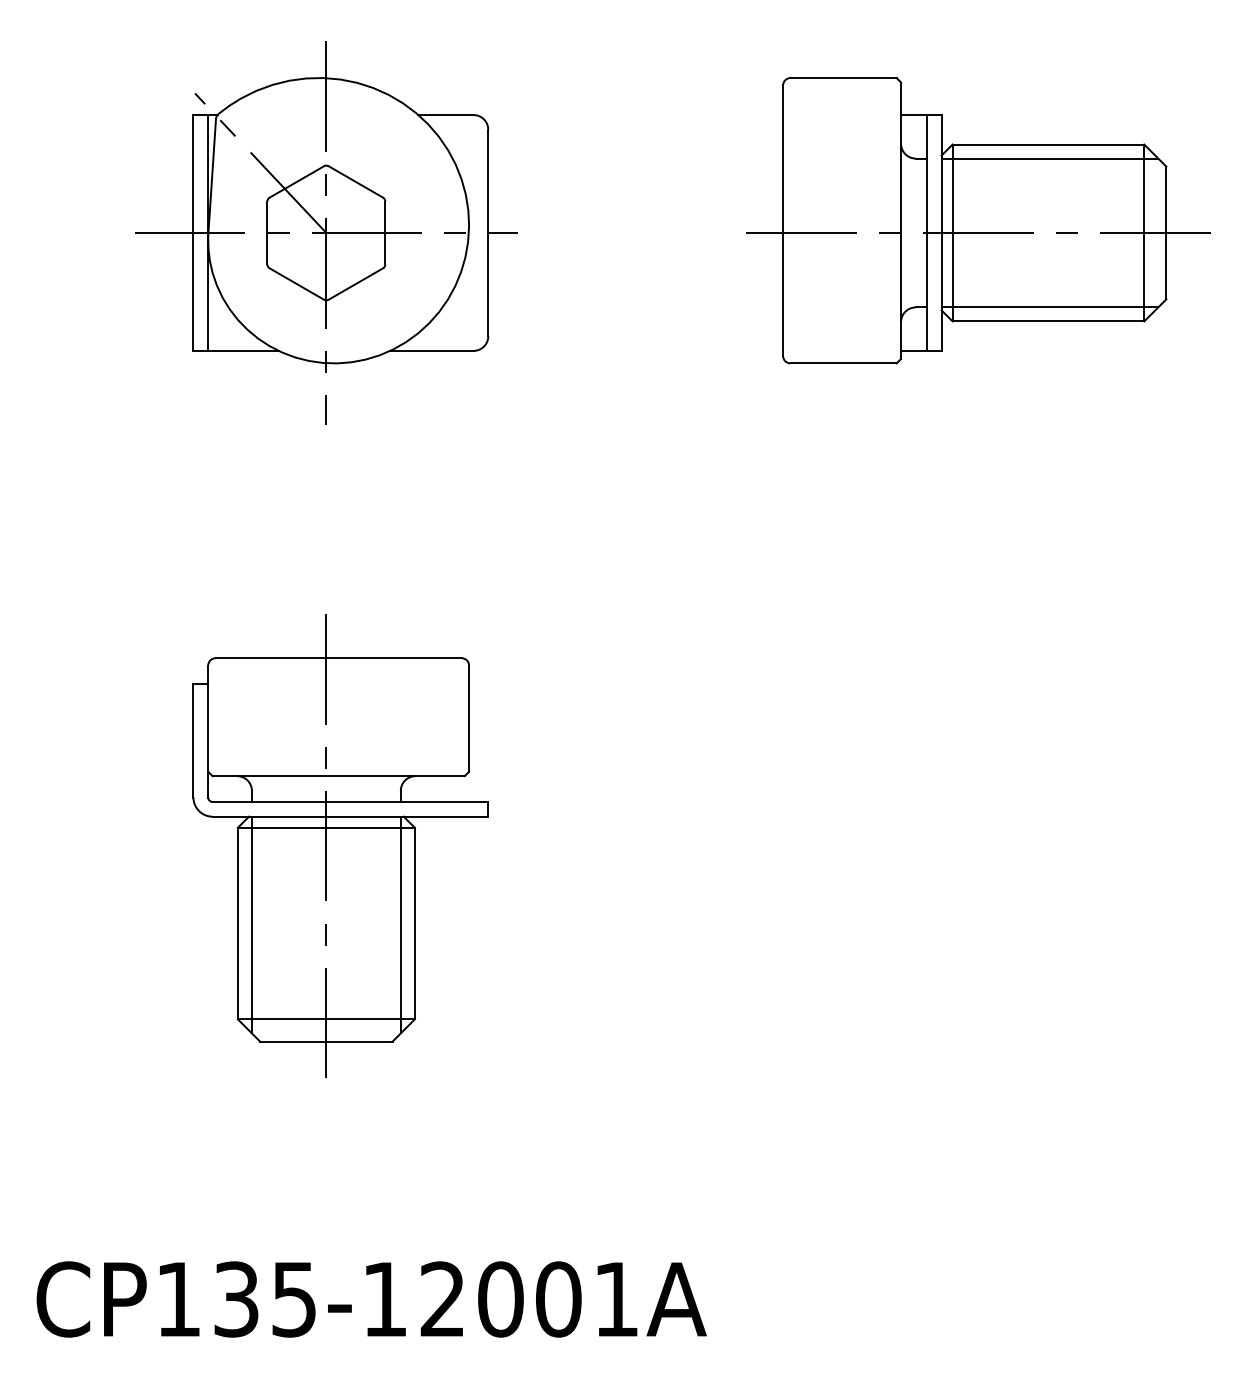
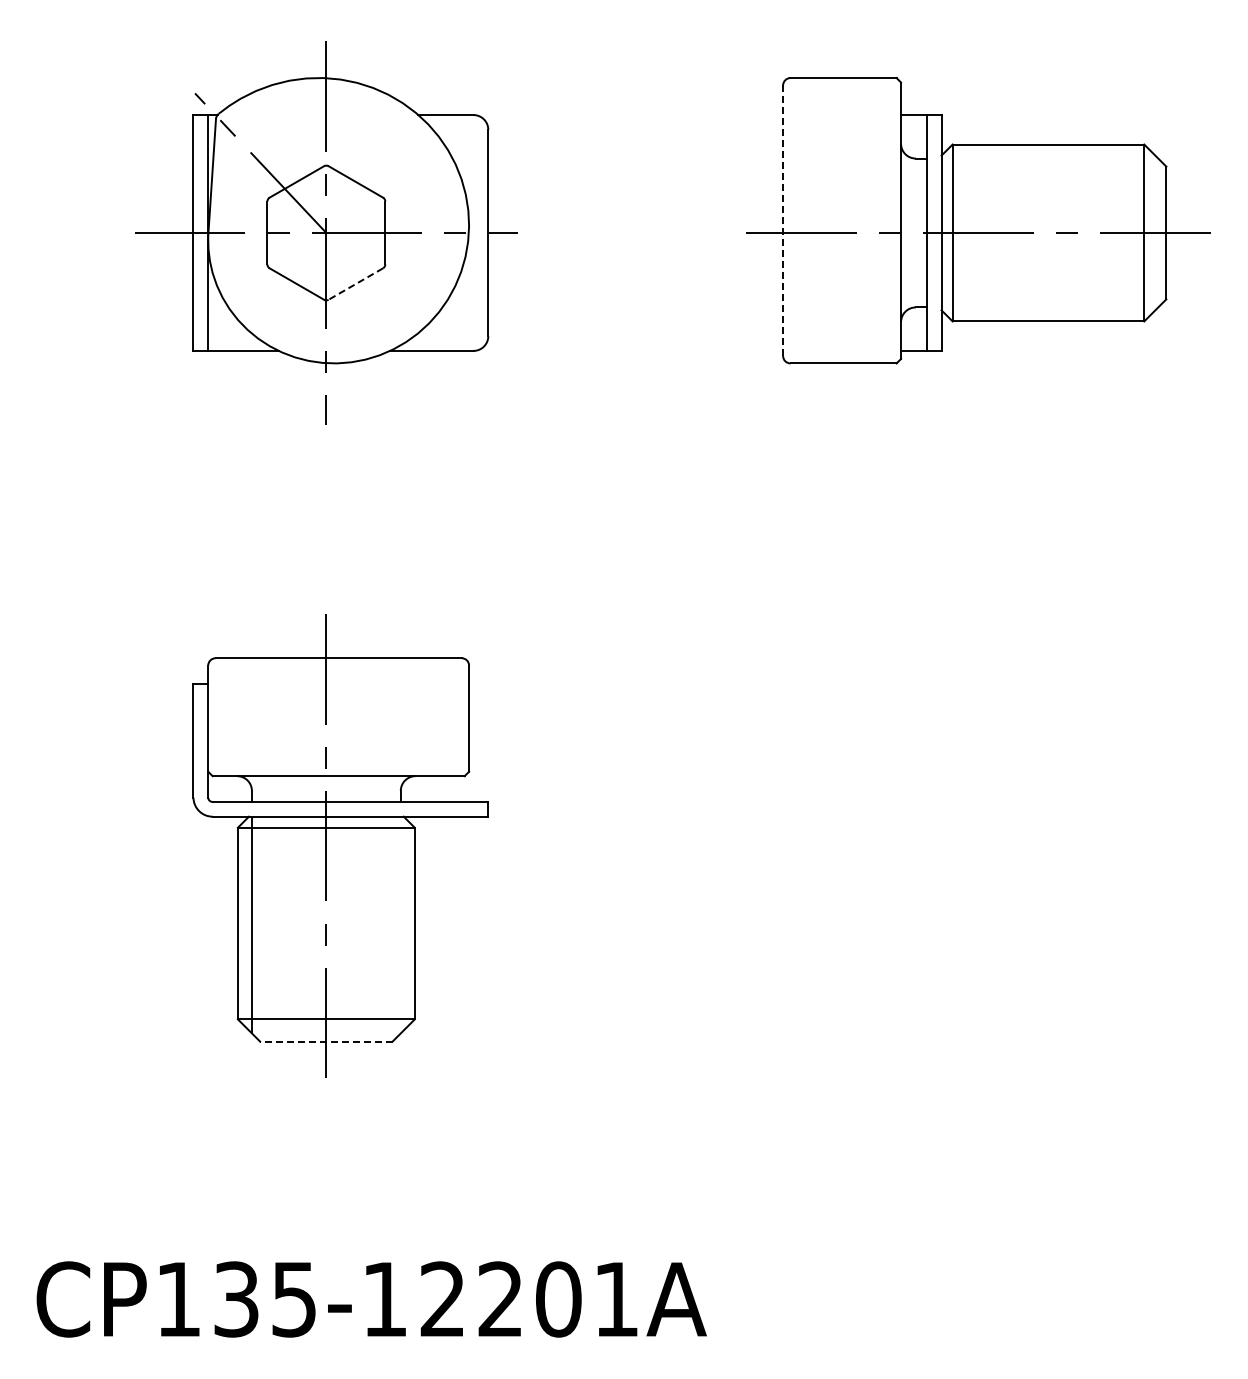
line: present -> none (1049, 158)
line: solid -> dashed (783, 221)
line: solid -> dashed (355, 284)
line: present -> none (1049, 307)
line: present -> none (400, 924)
line: solid -> dashed (325, 1041)
text: CP135-12001A -> CP135-12201A (500, 1299)
